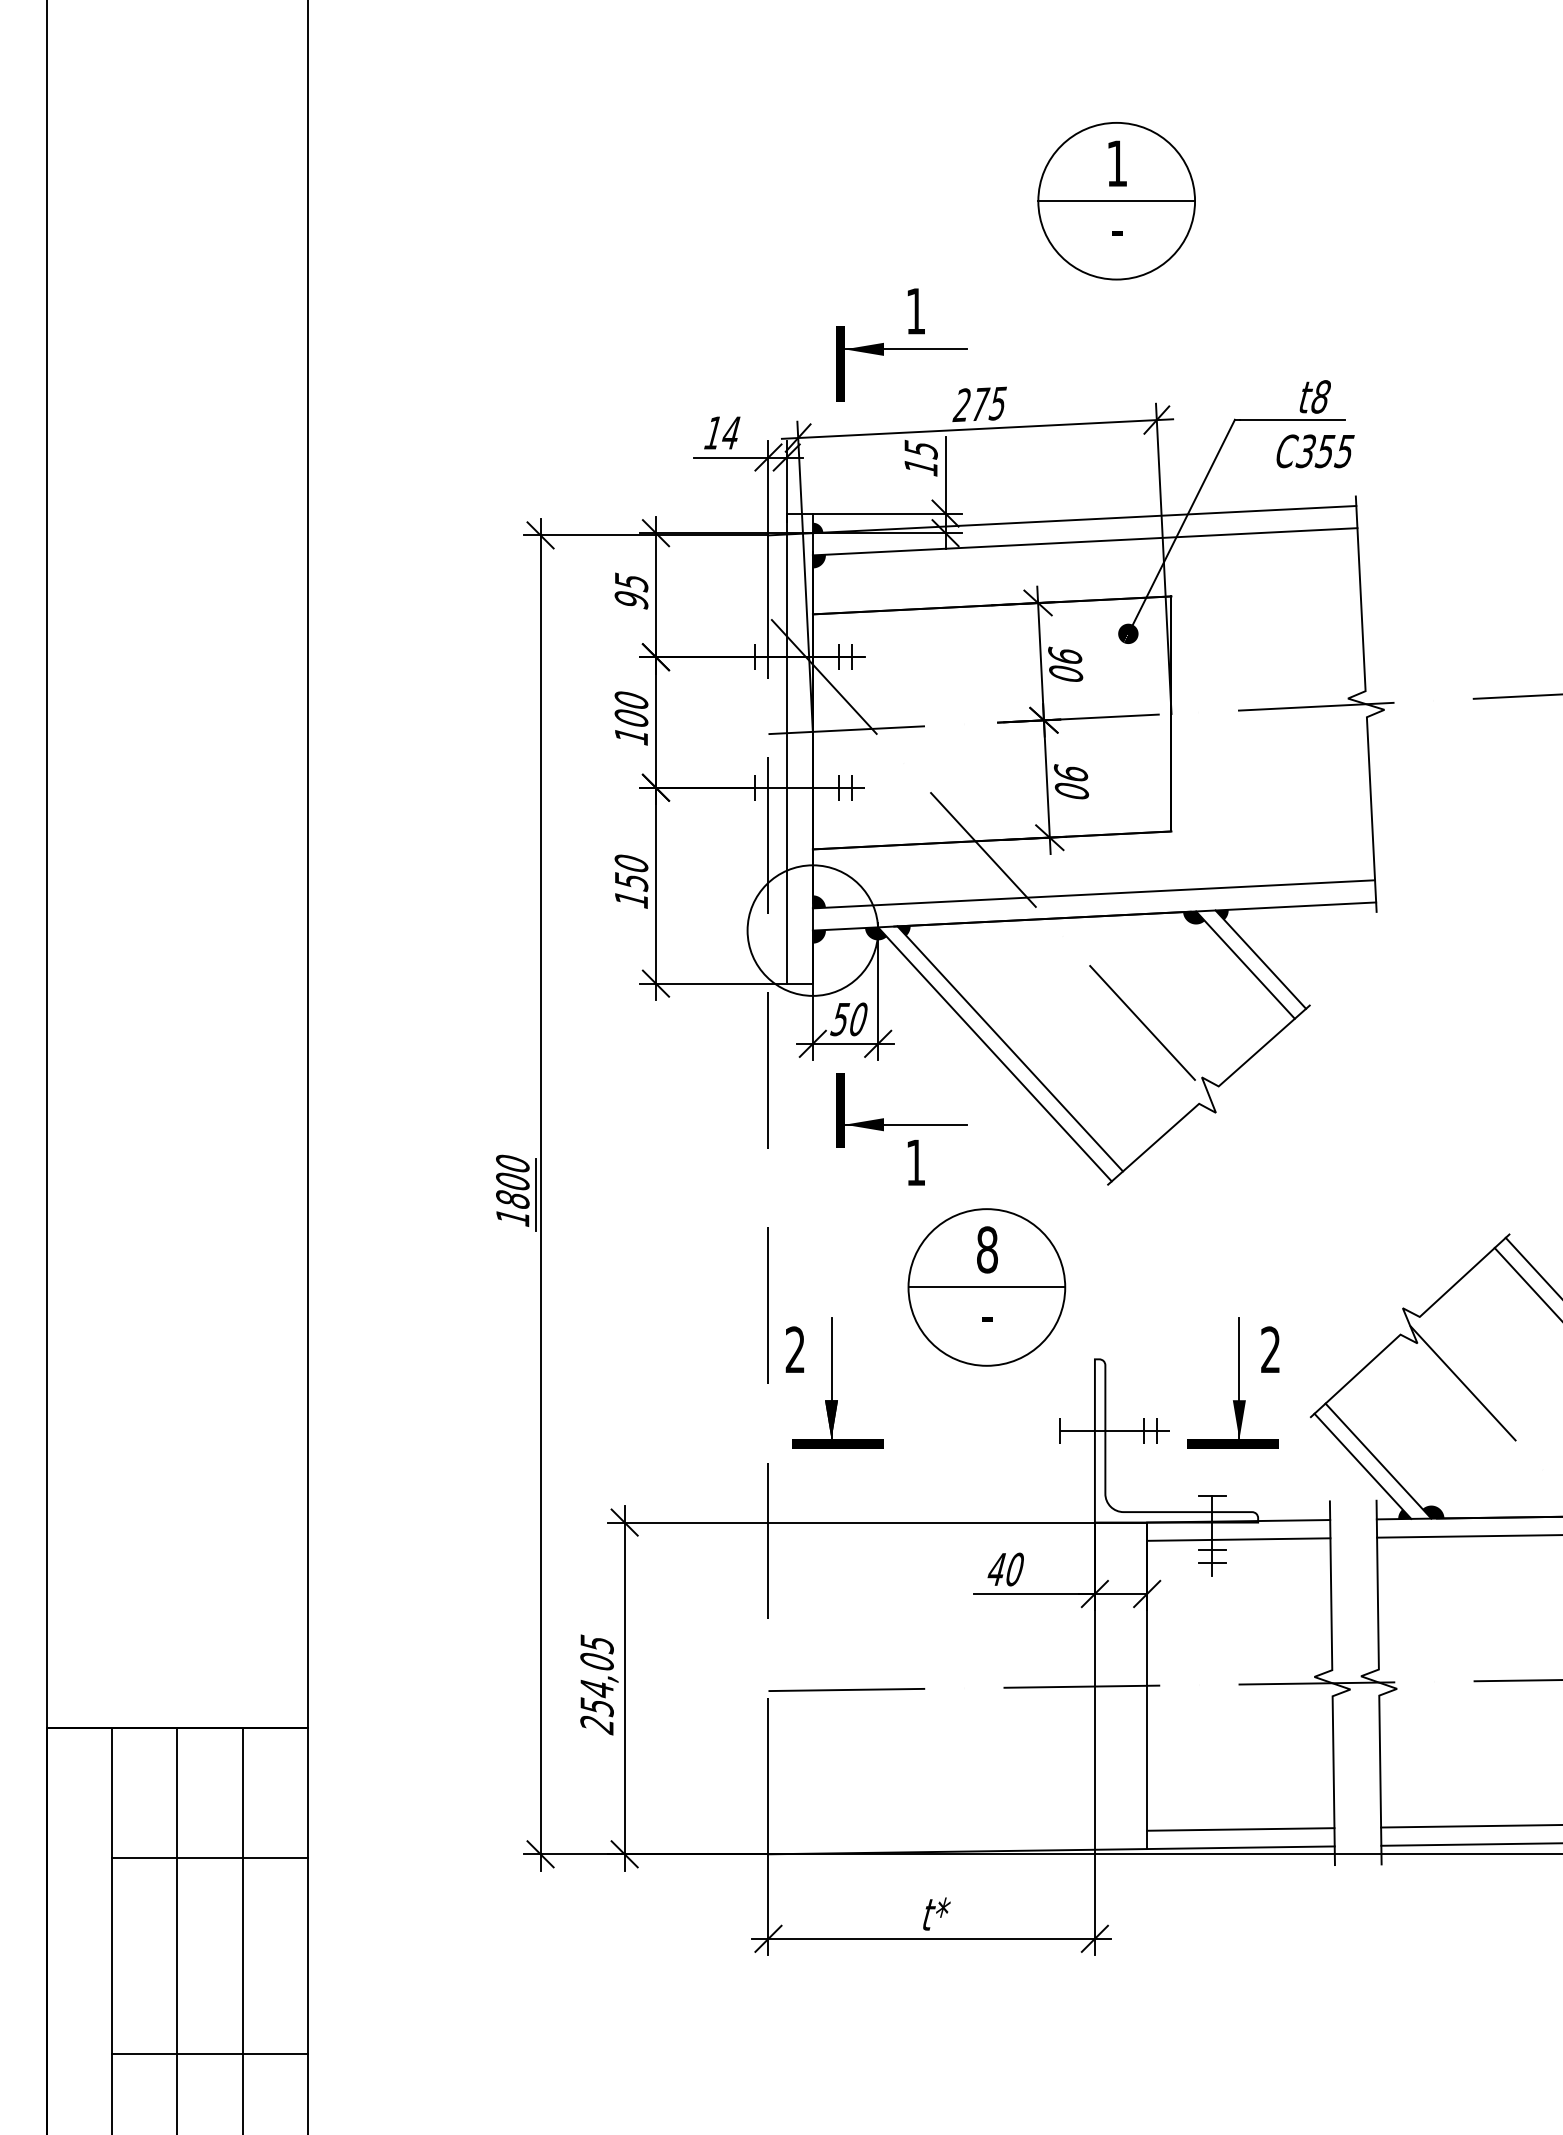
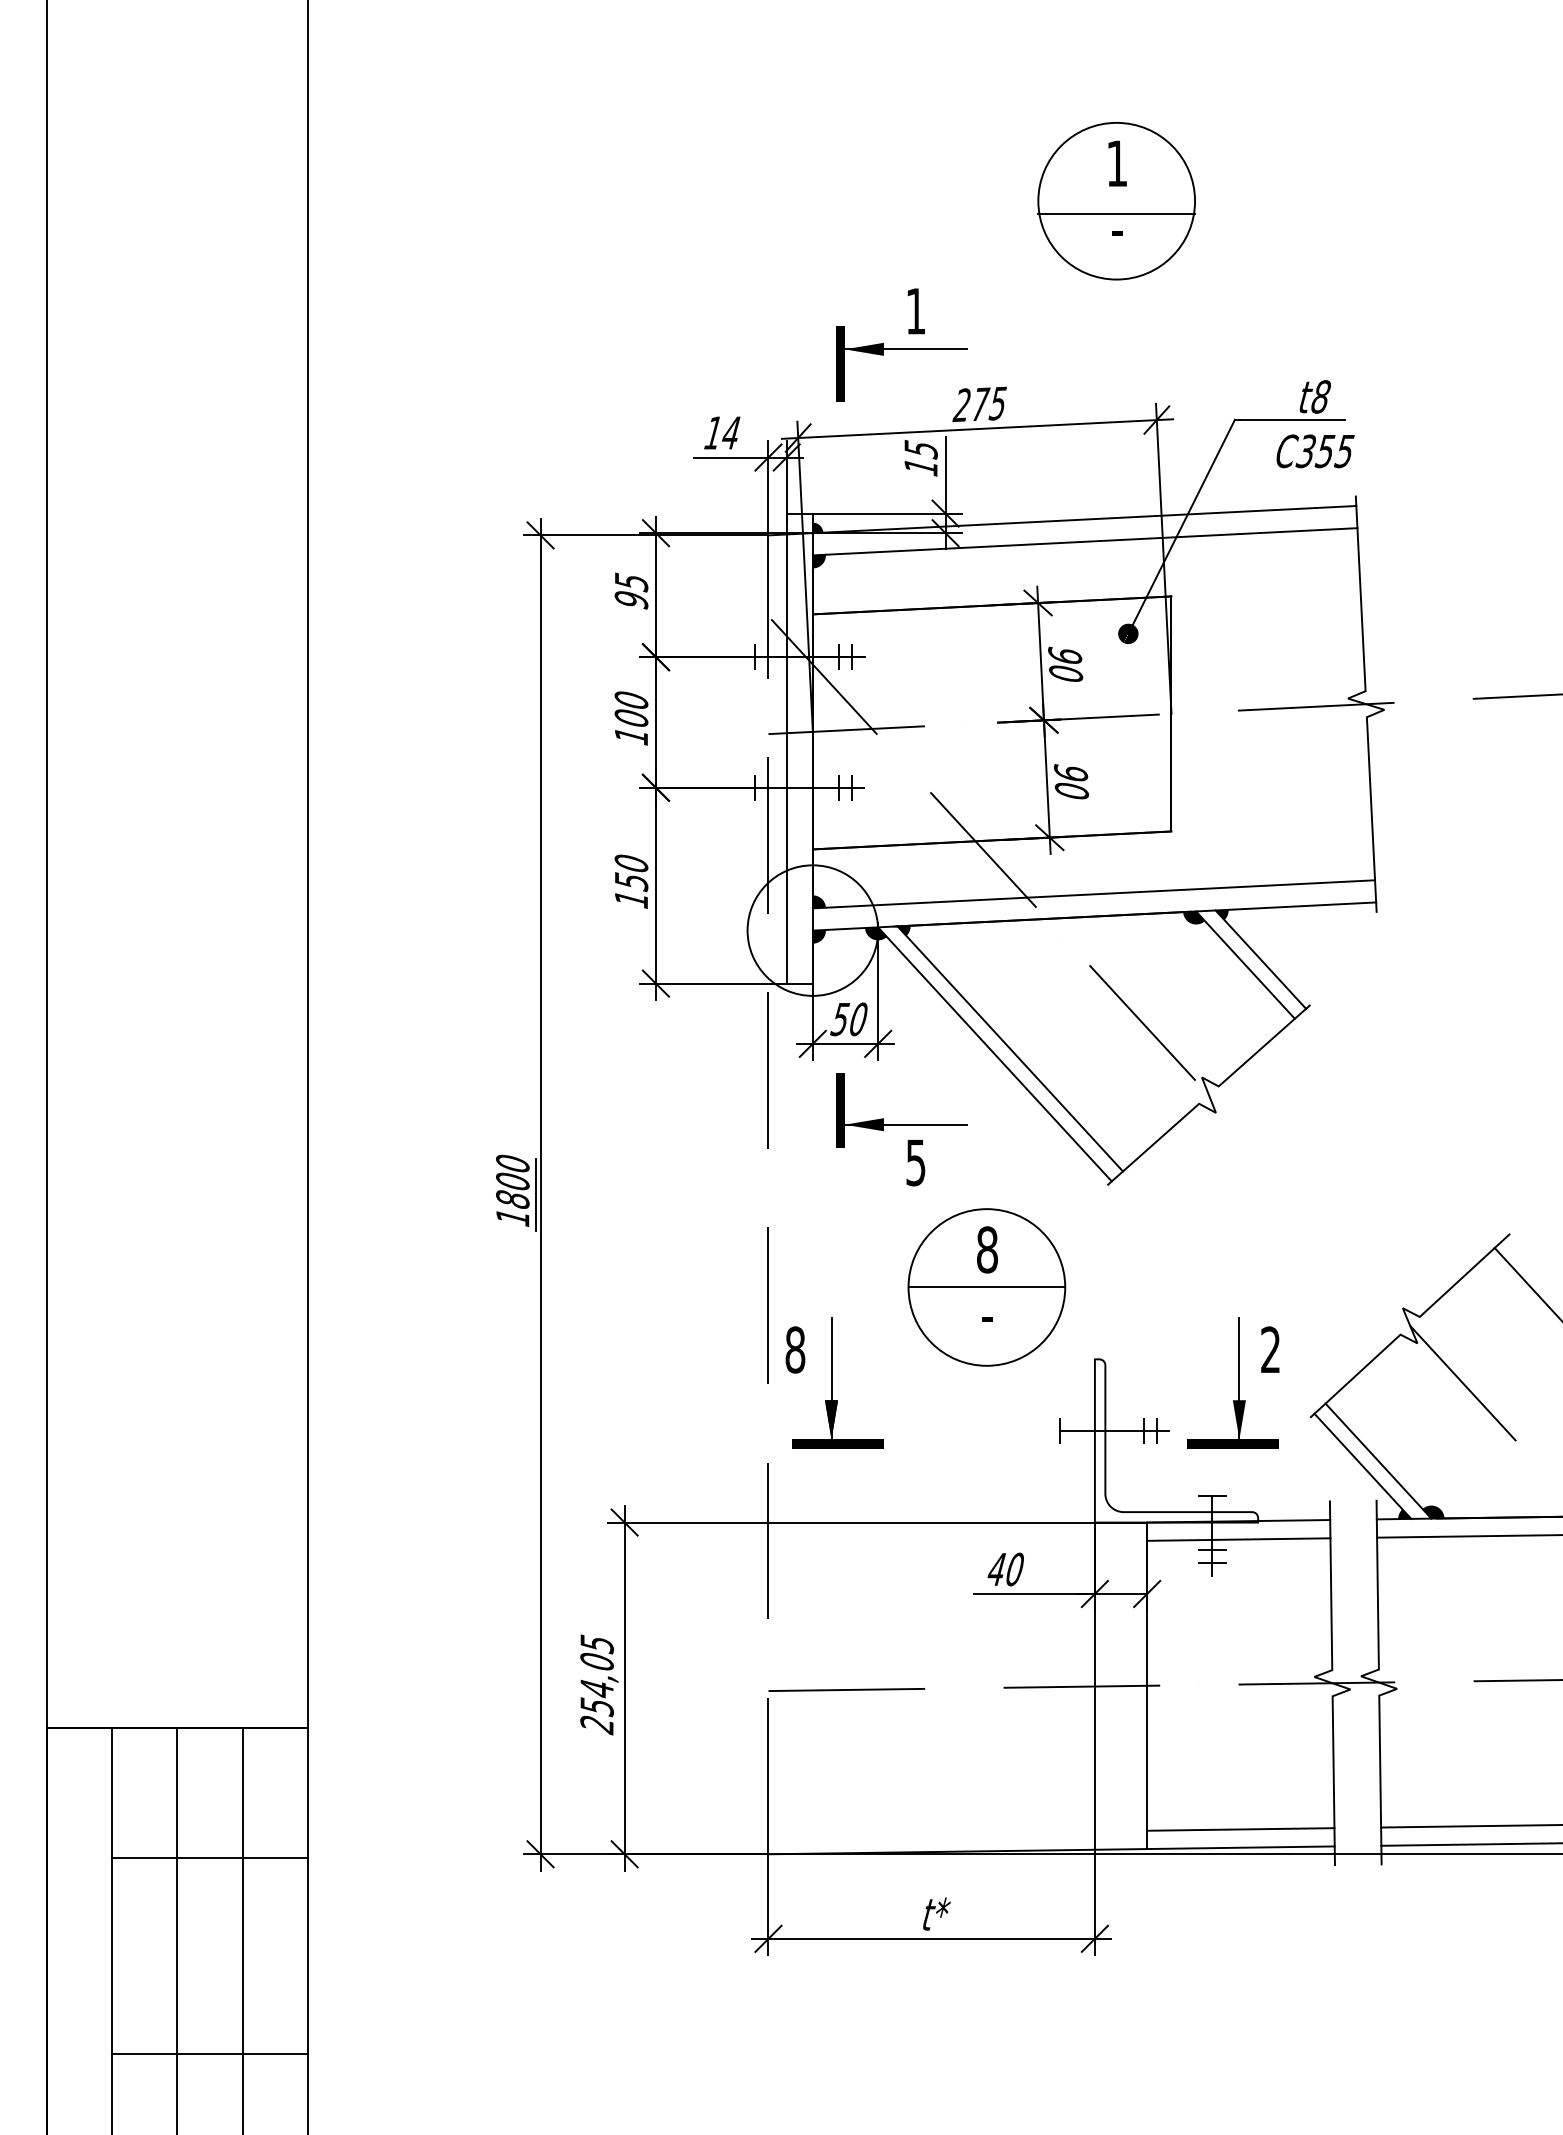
line position: (1116, 201) -> (1116, 214) (1116, 214)
text: 1 -> 5 (915, 1162)
line: present -> none (1532, 1266)
text: 2 -> 8 (795, 1349)
